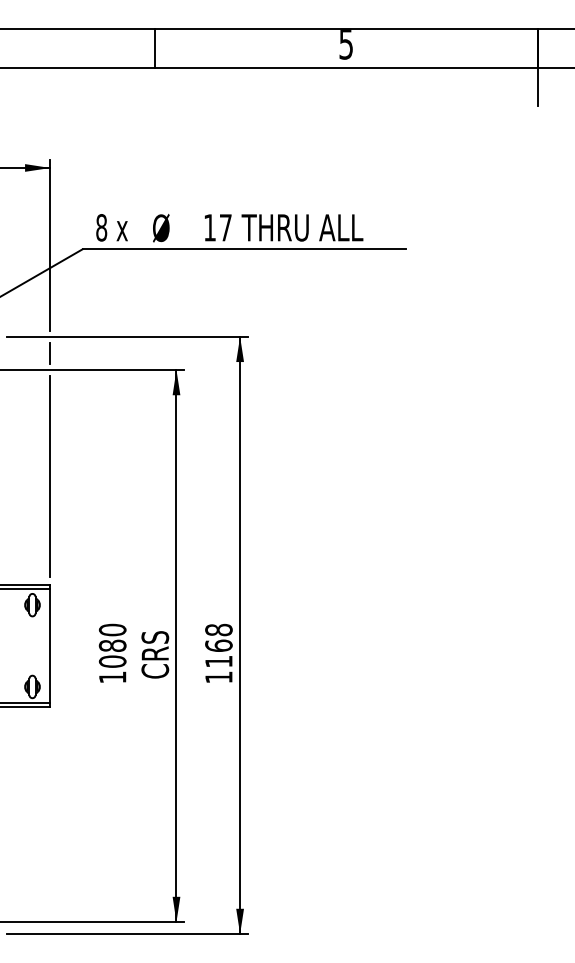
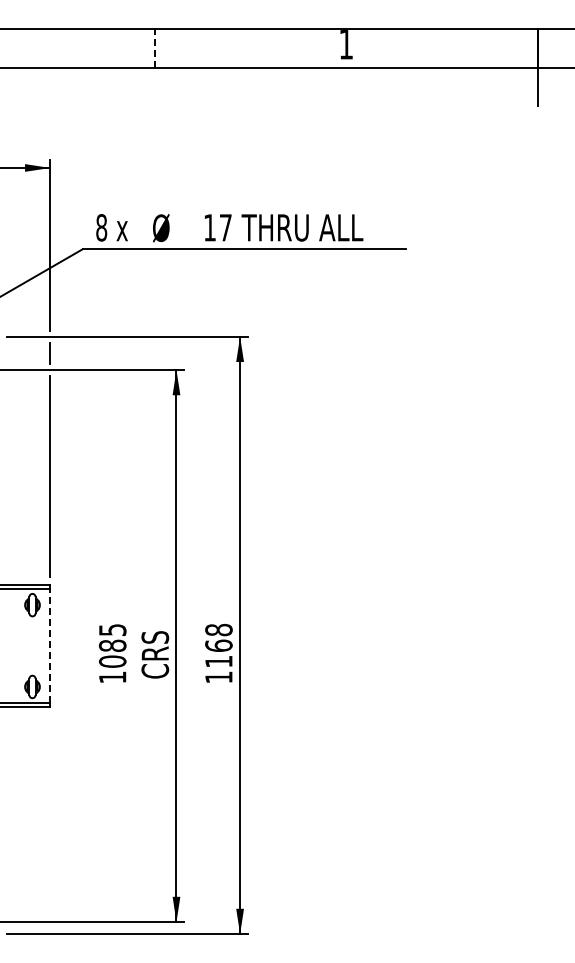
text: 5 -> 1 (345, 44)
line: solid -> dashed (154, 48)
text: 1080 -> 1085 (112, 629)
line: solid -> dashed (50, 646)
